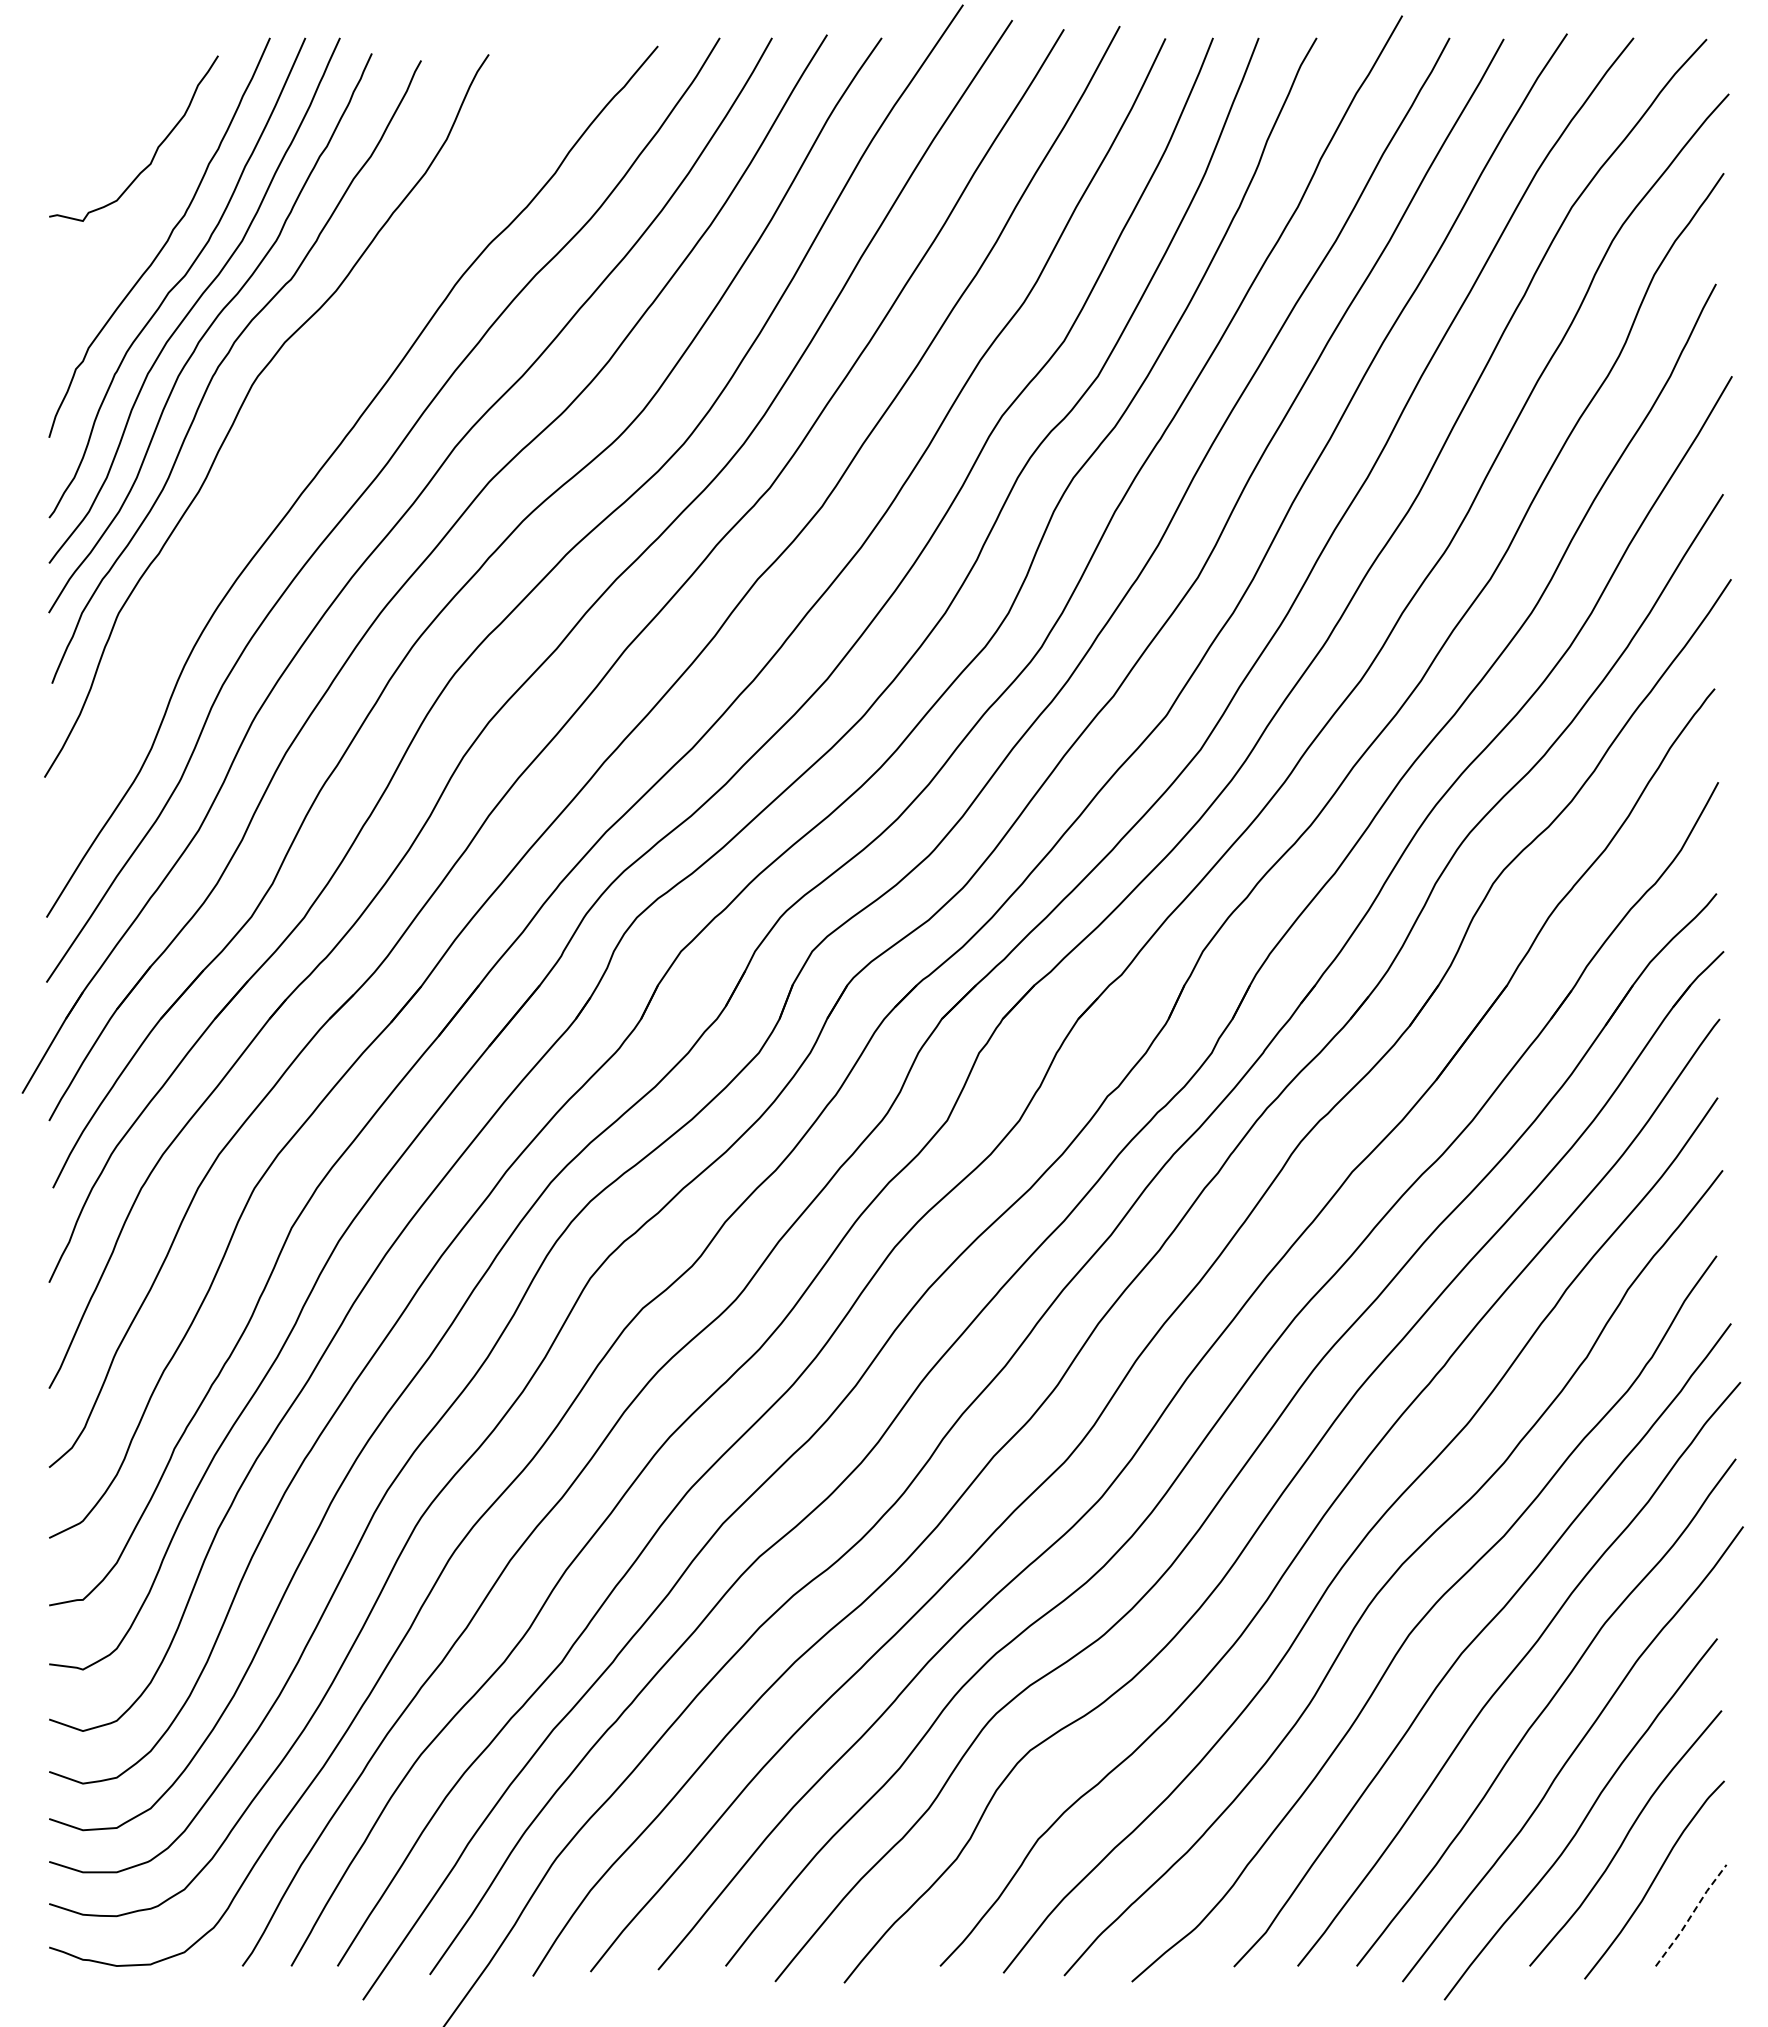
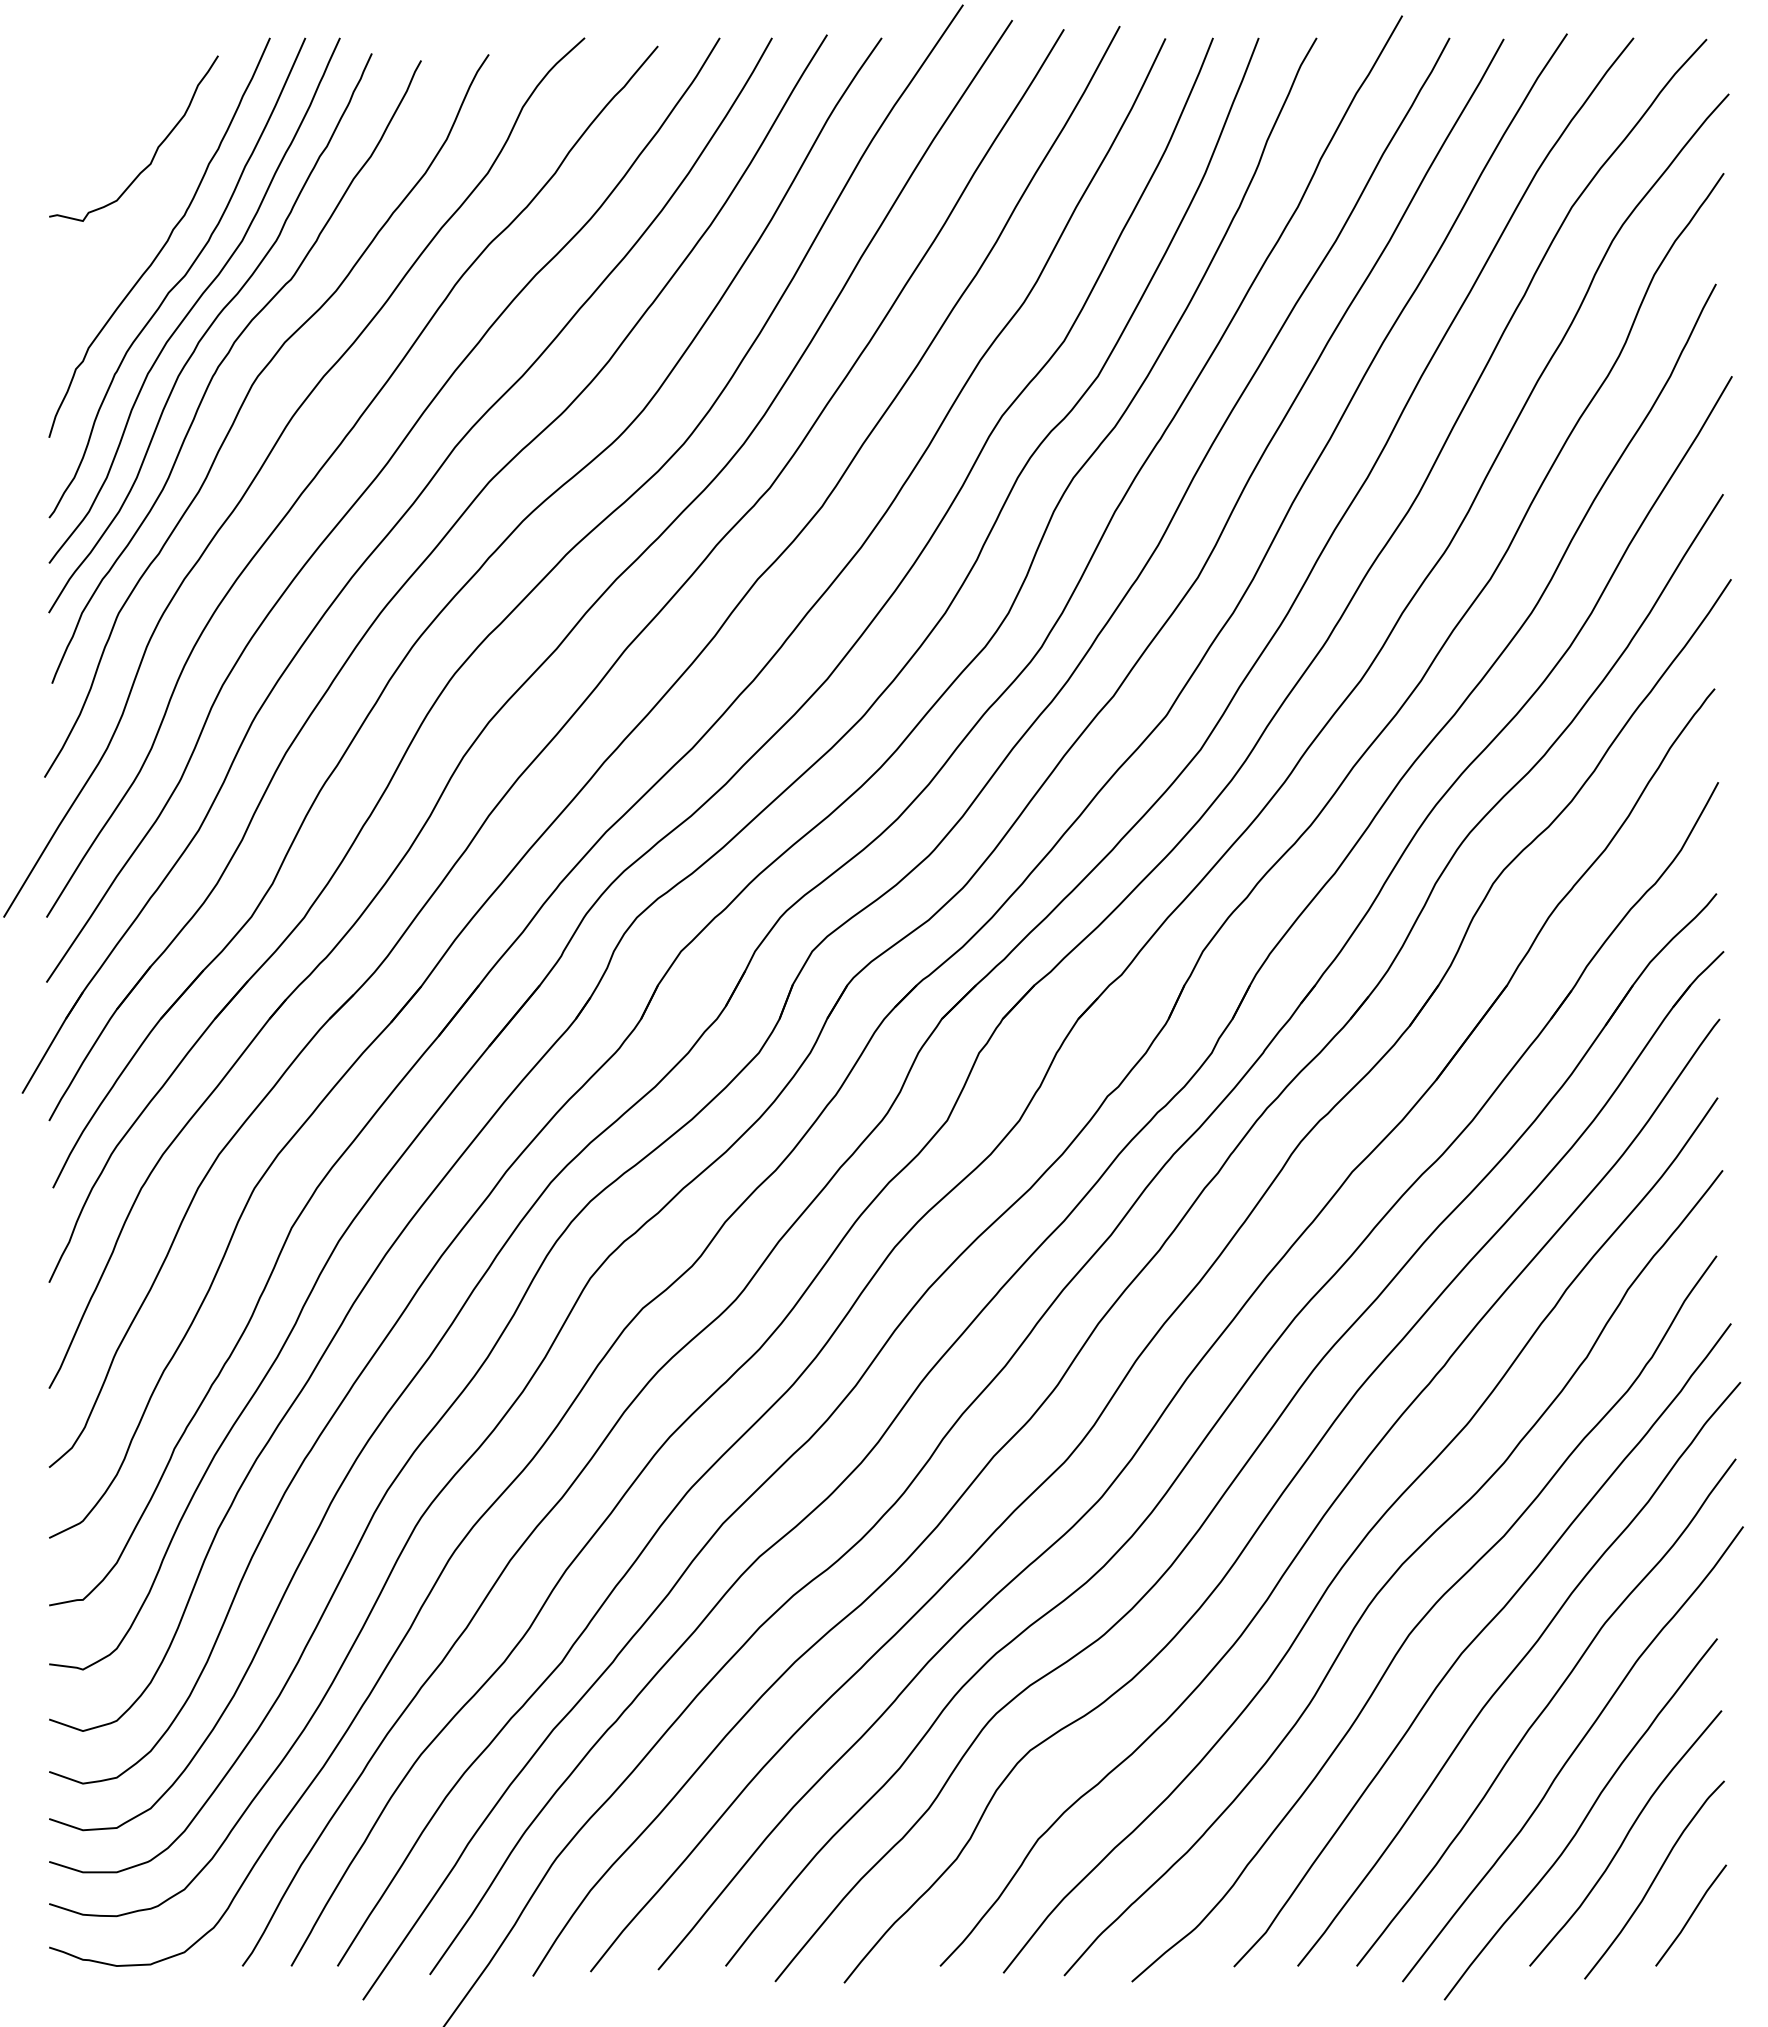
curve: none -> present (266, 461)
line: dashed -> solid (1691, 1915)
